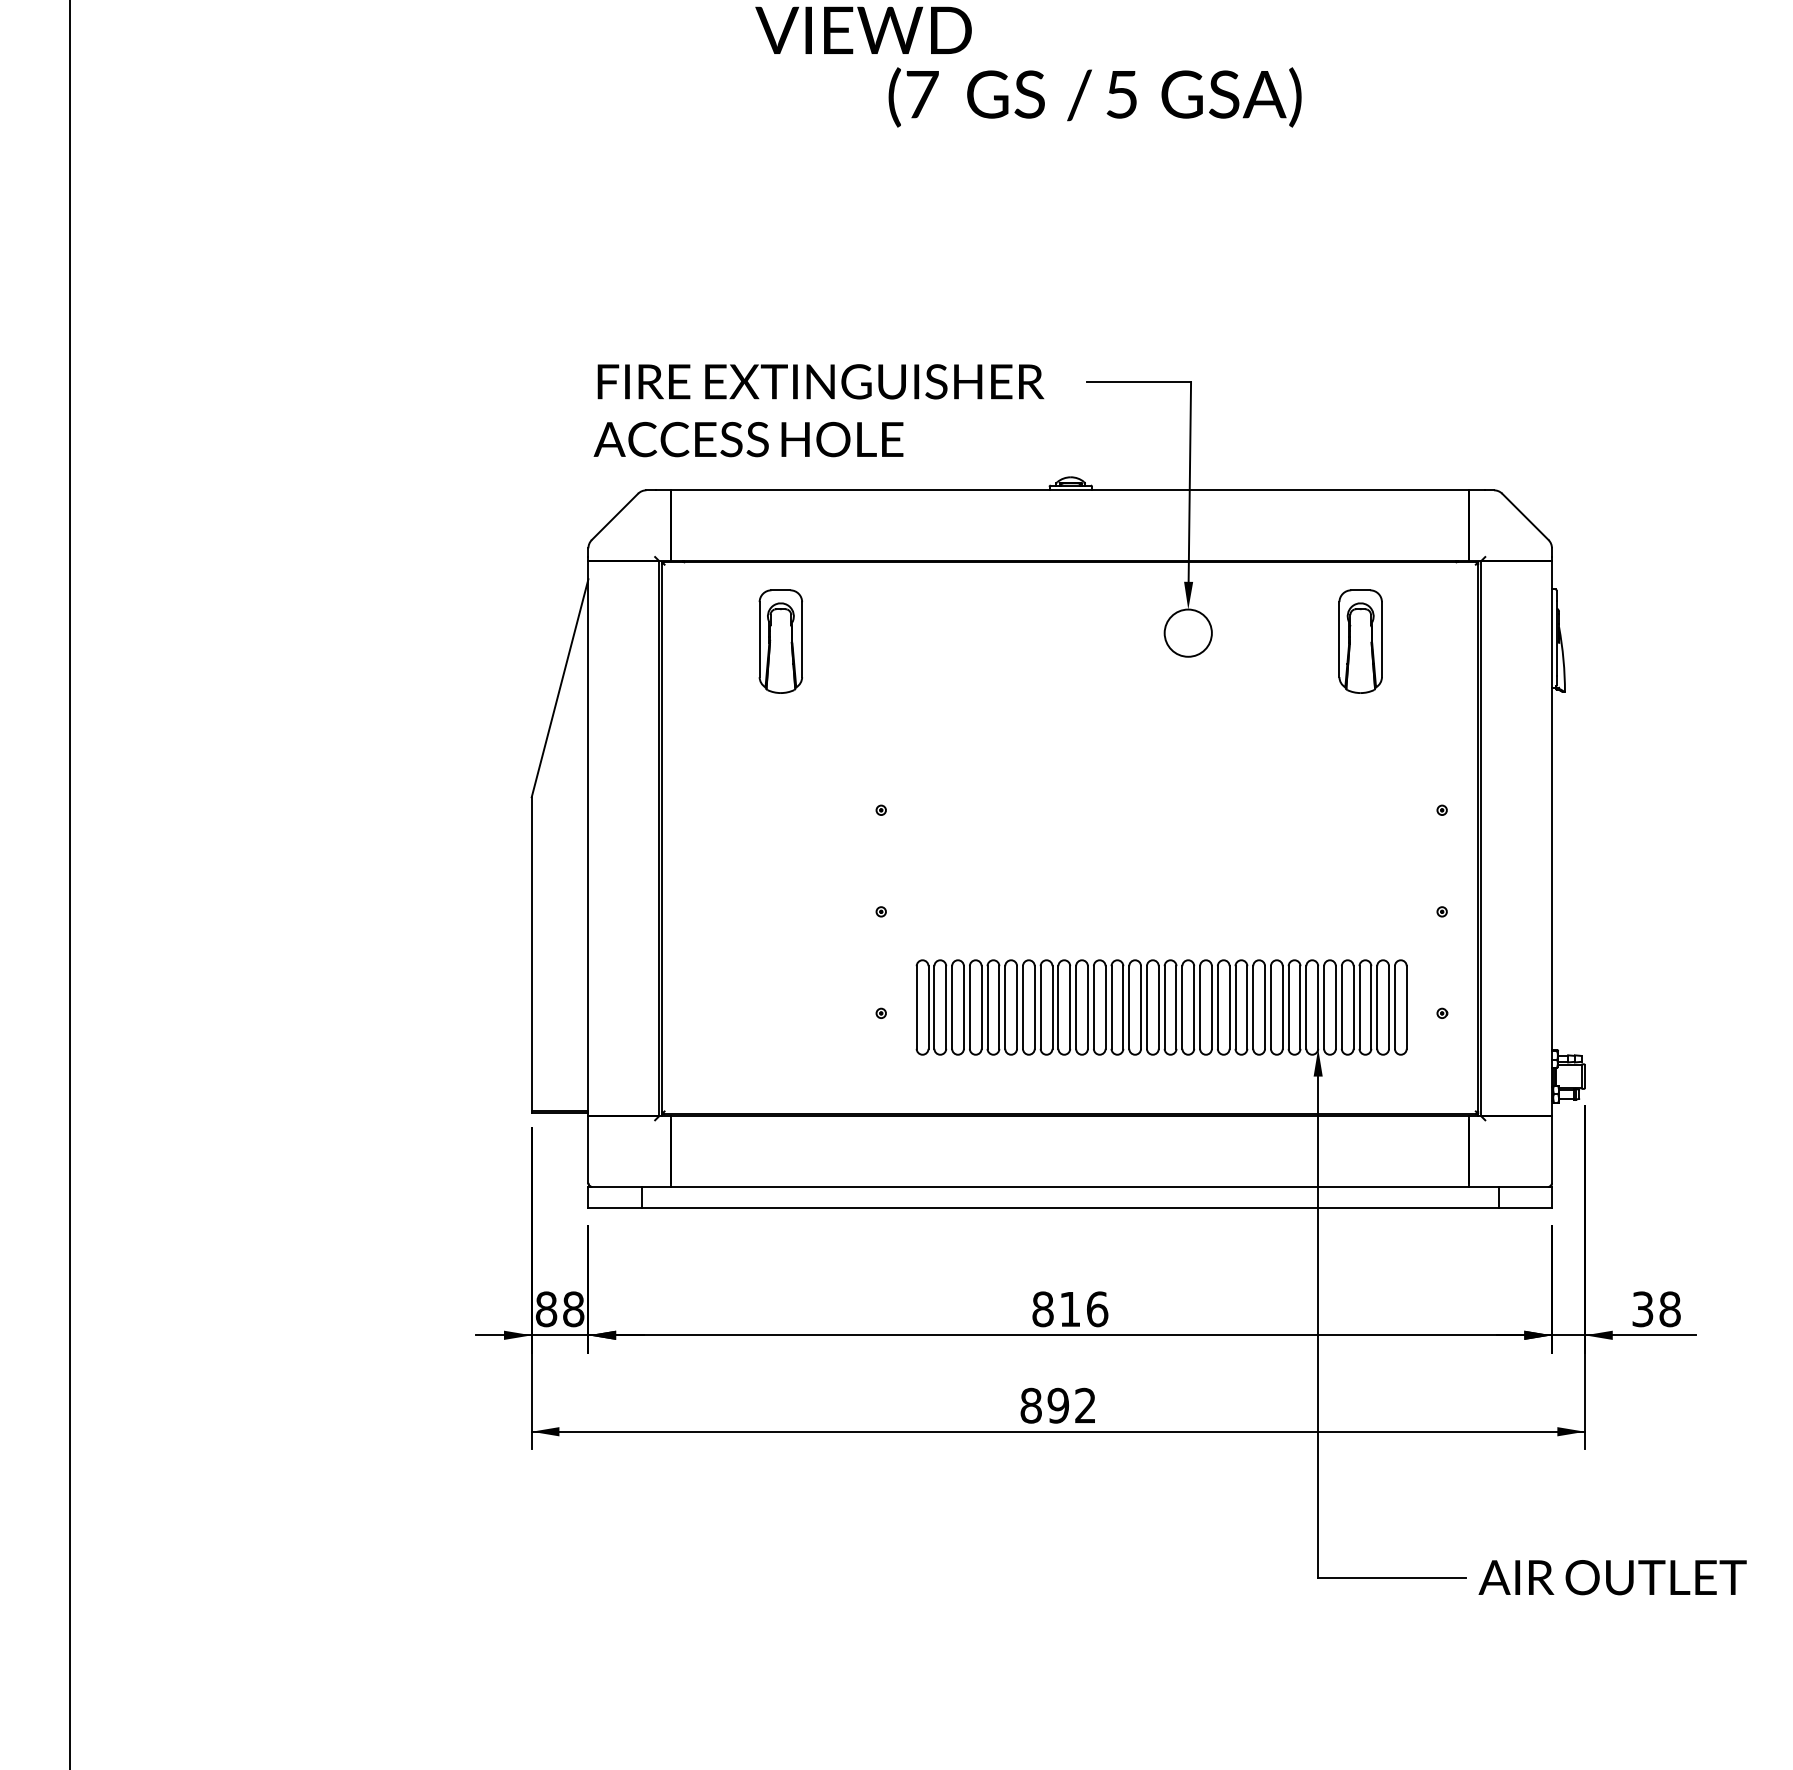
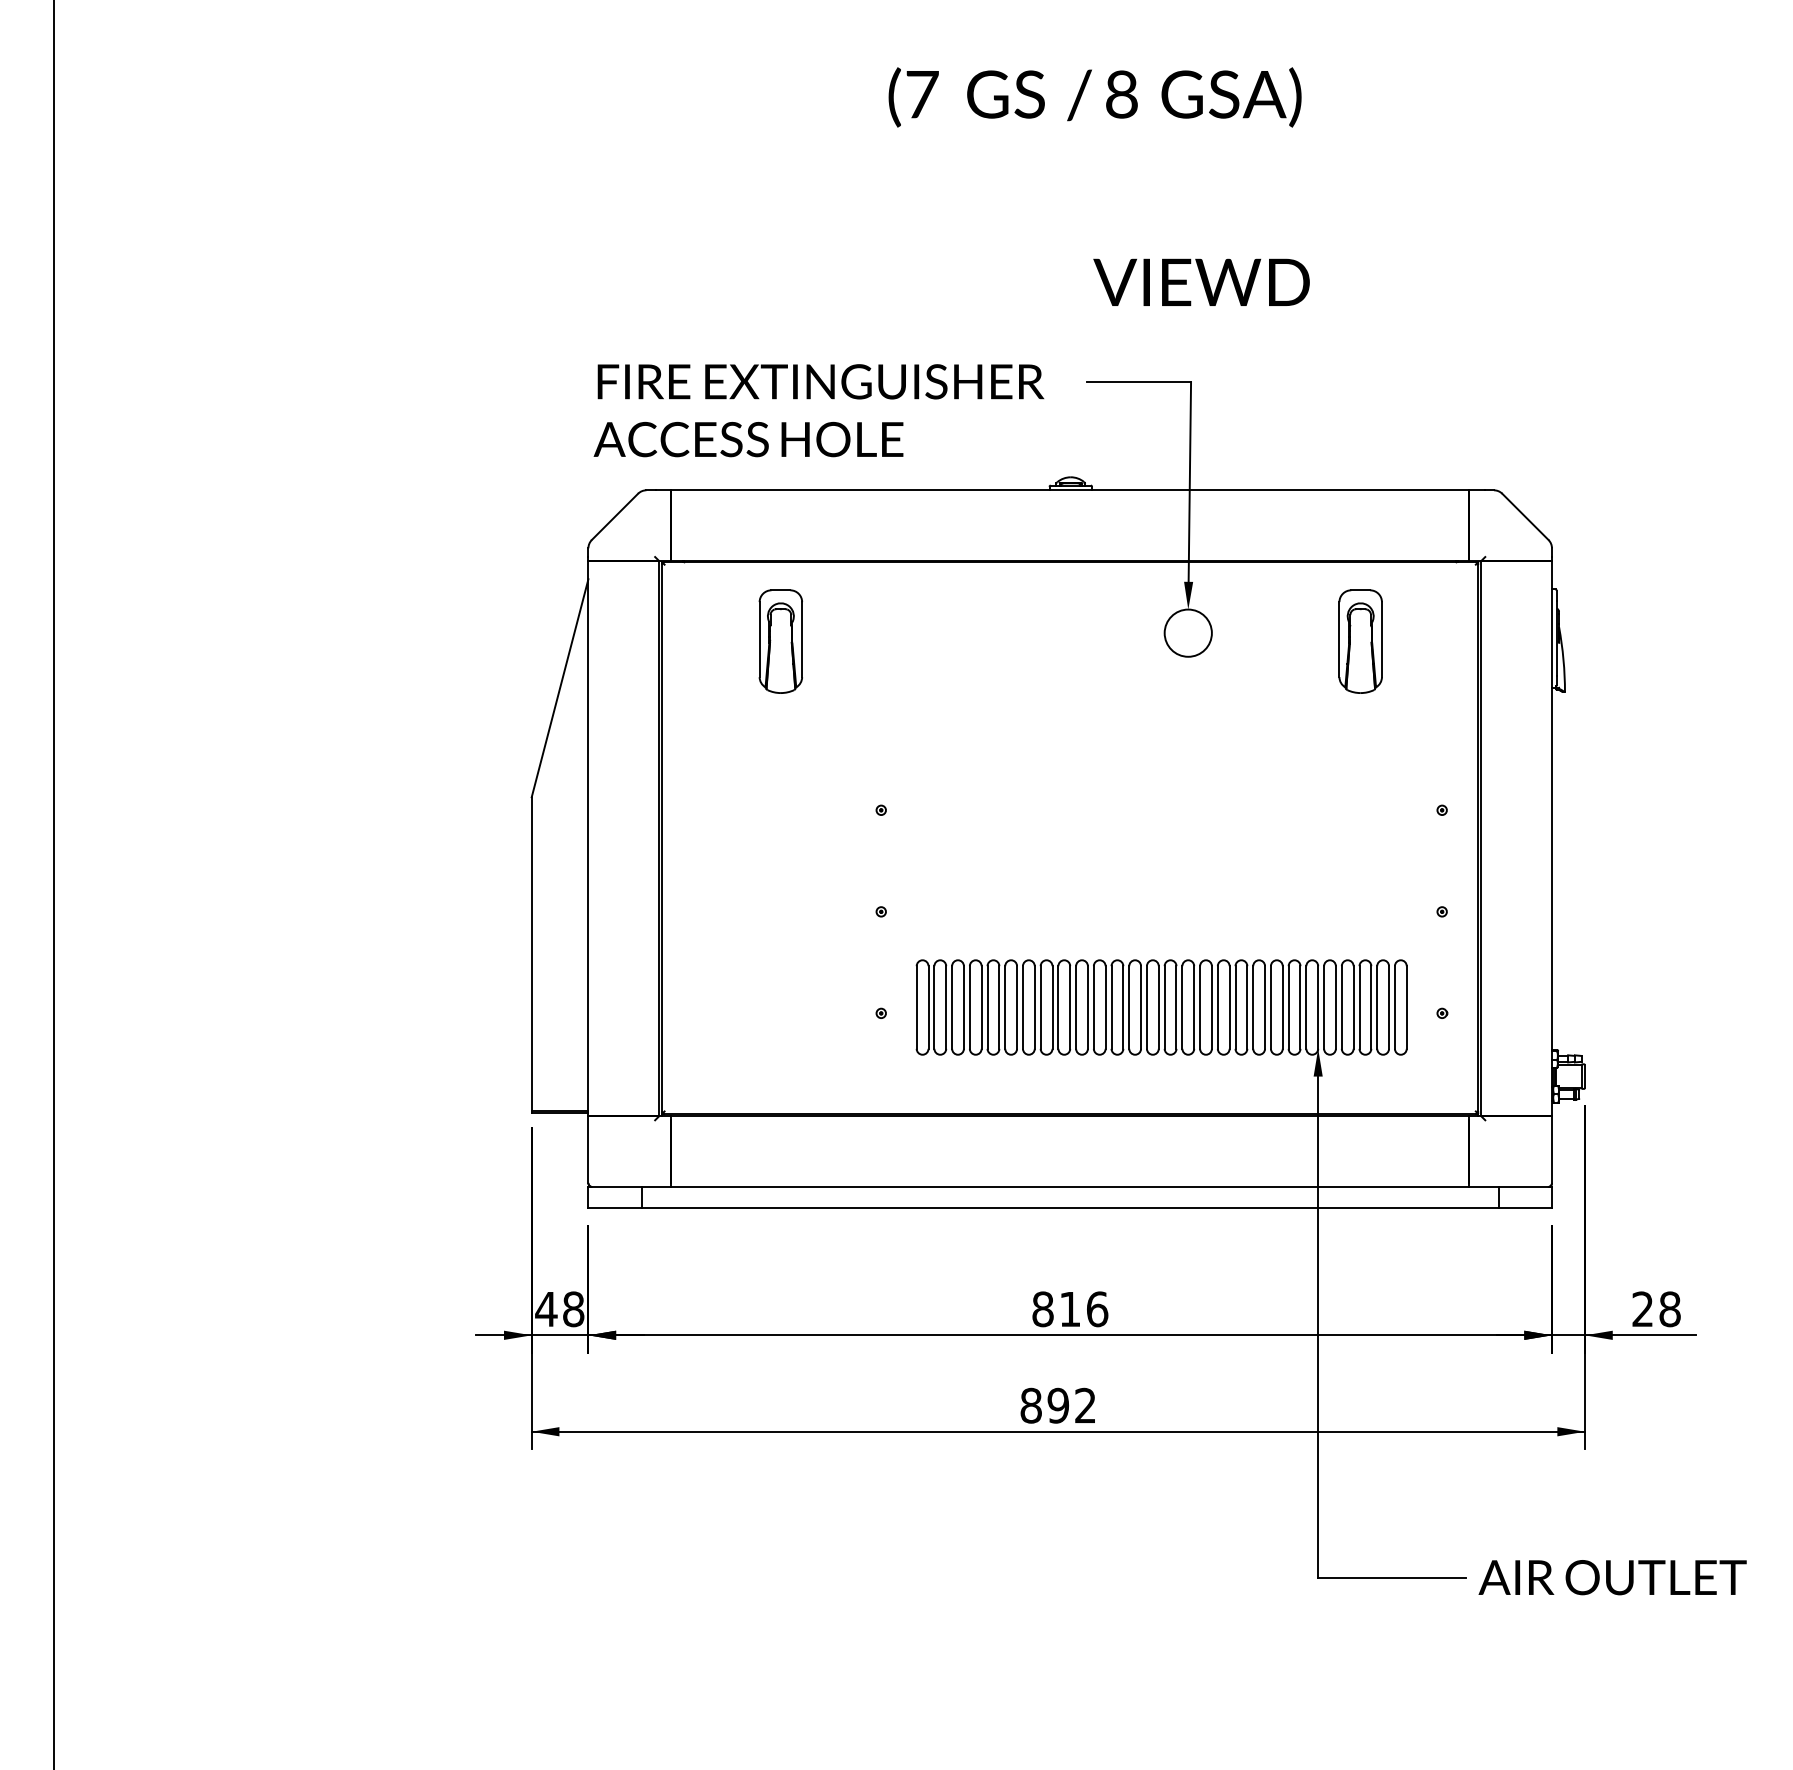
text position: (863, 29) -> (1201, 281) (1201, 281)
text: 5 -> 8 (1121, 94)
line position: (69, 884) -> (53, 884) (53, 884)
text: 88 -> 48 (546, 1309)
text: 38 -> 28 (1642, 1309)
